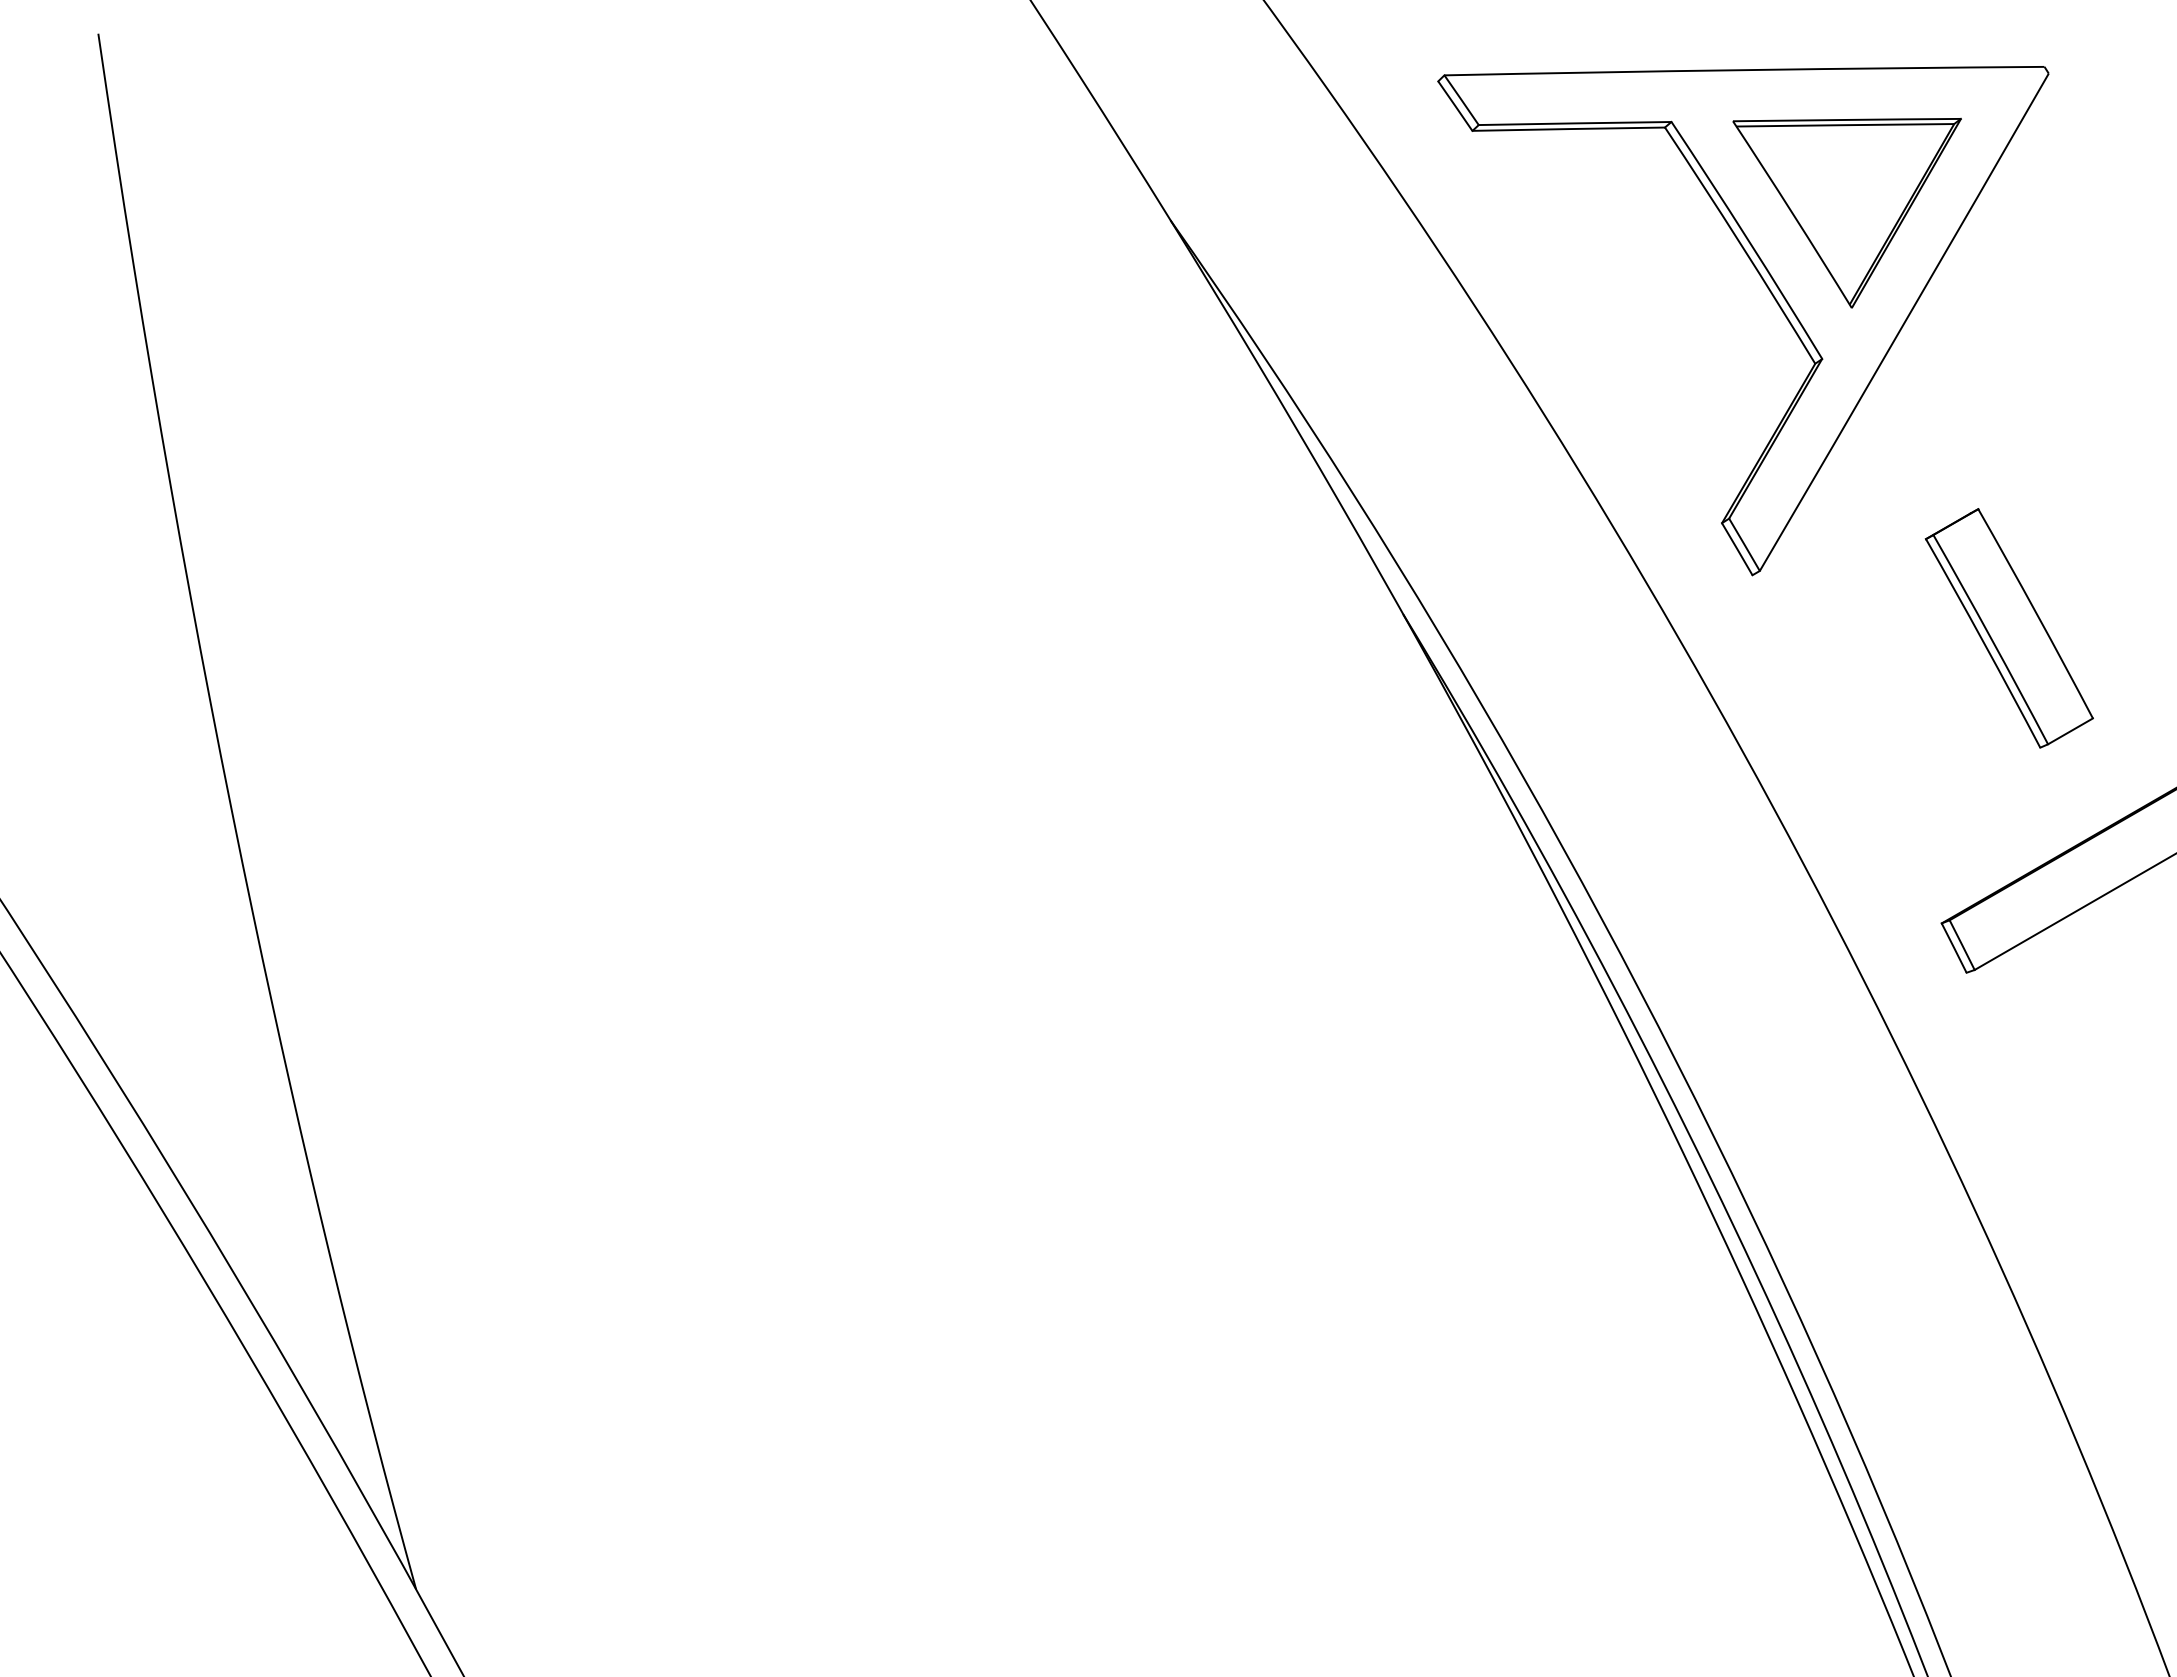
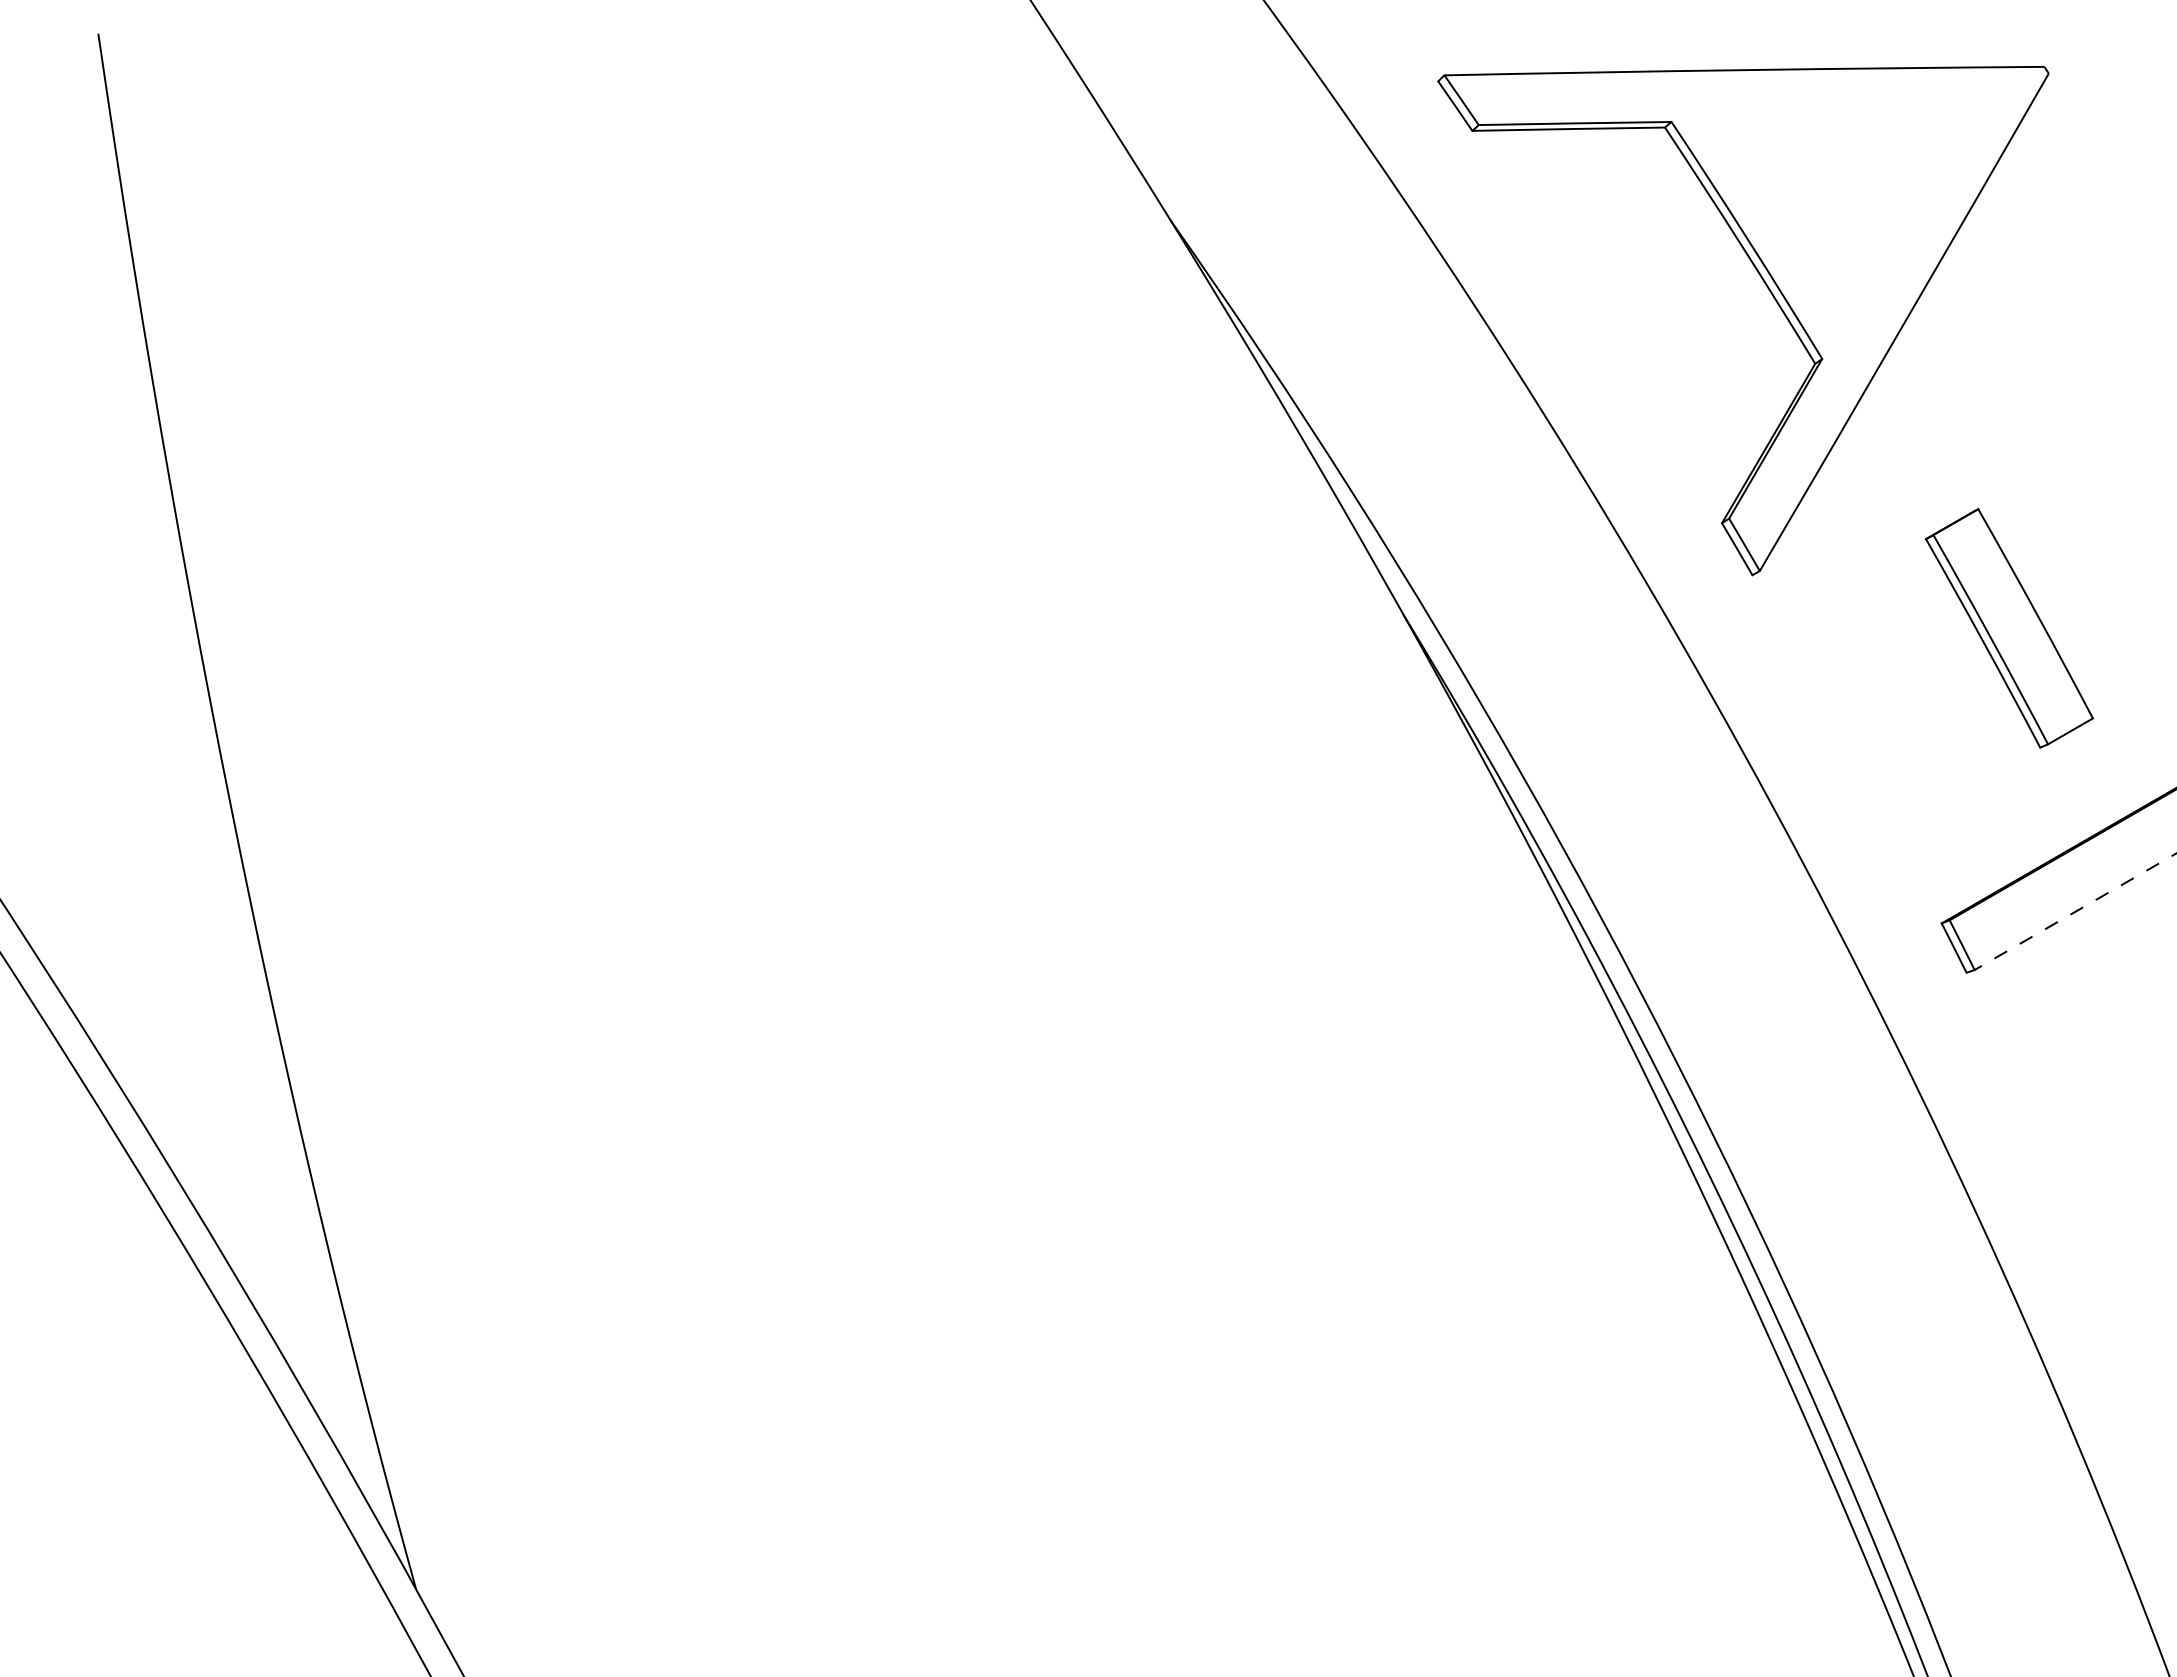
part: present -> none (1846, 212)
line: solid -> dashed (2075, 911)
